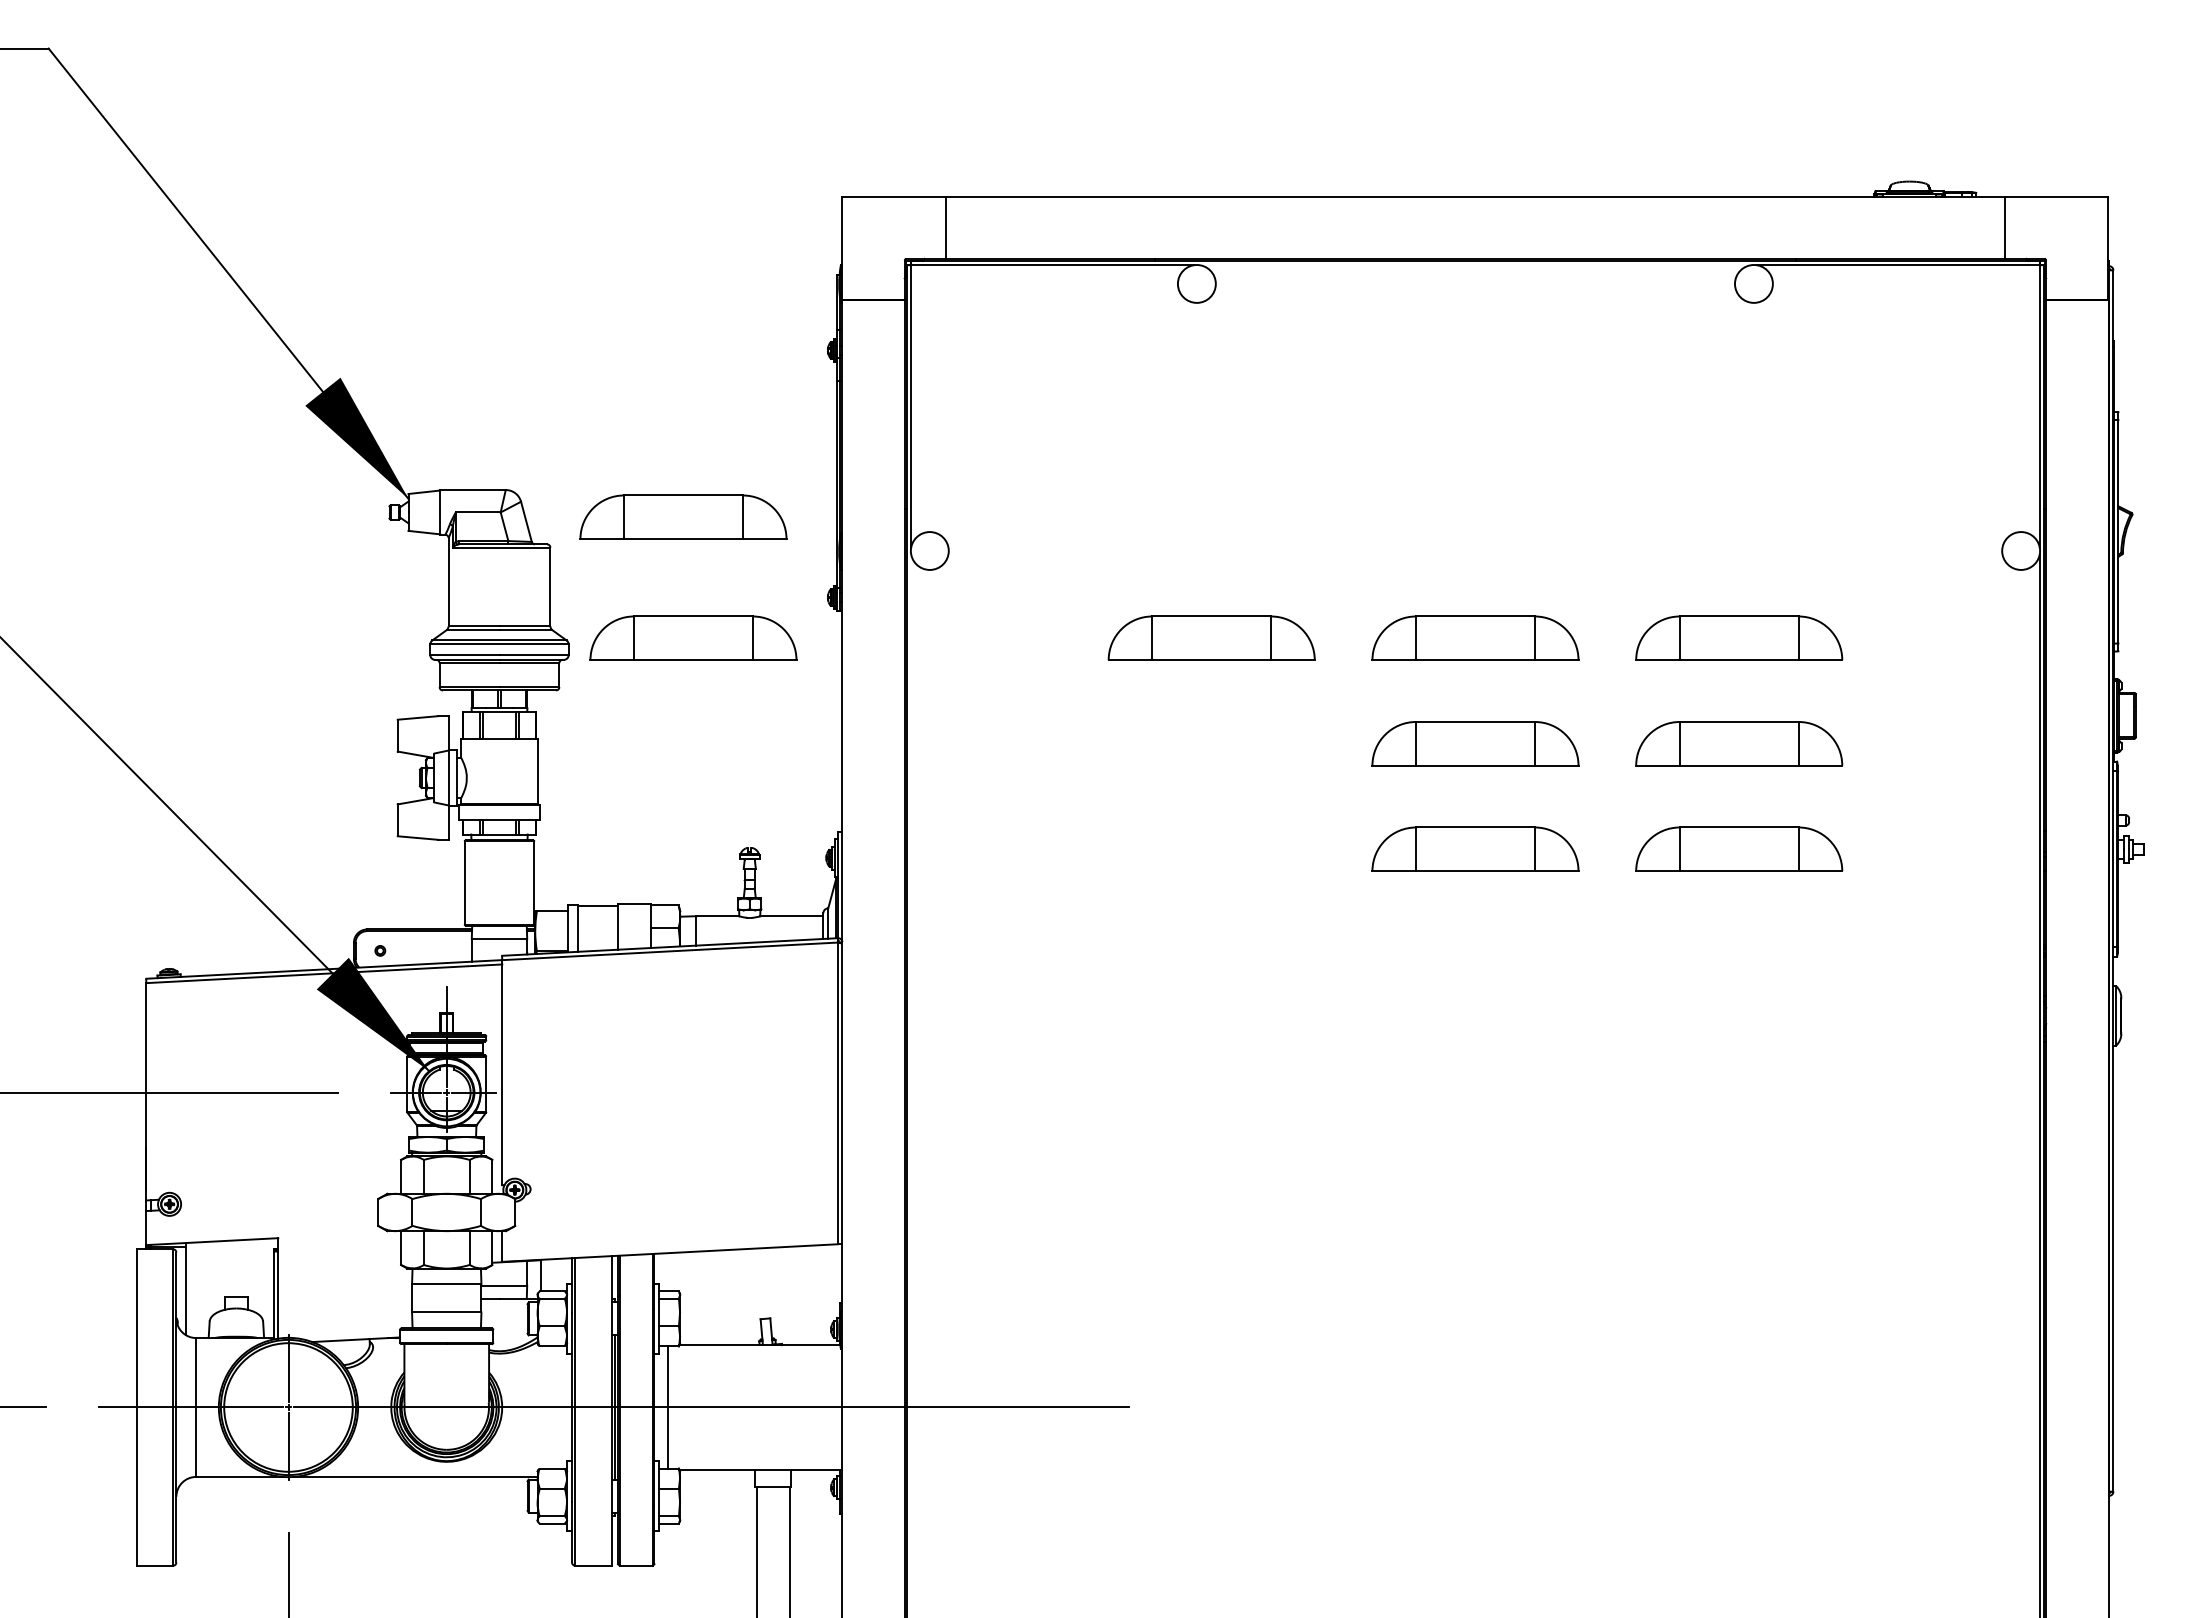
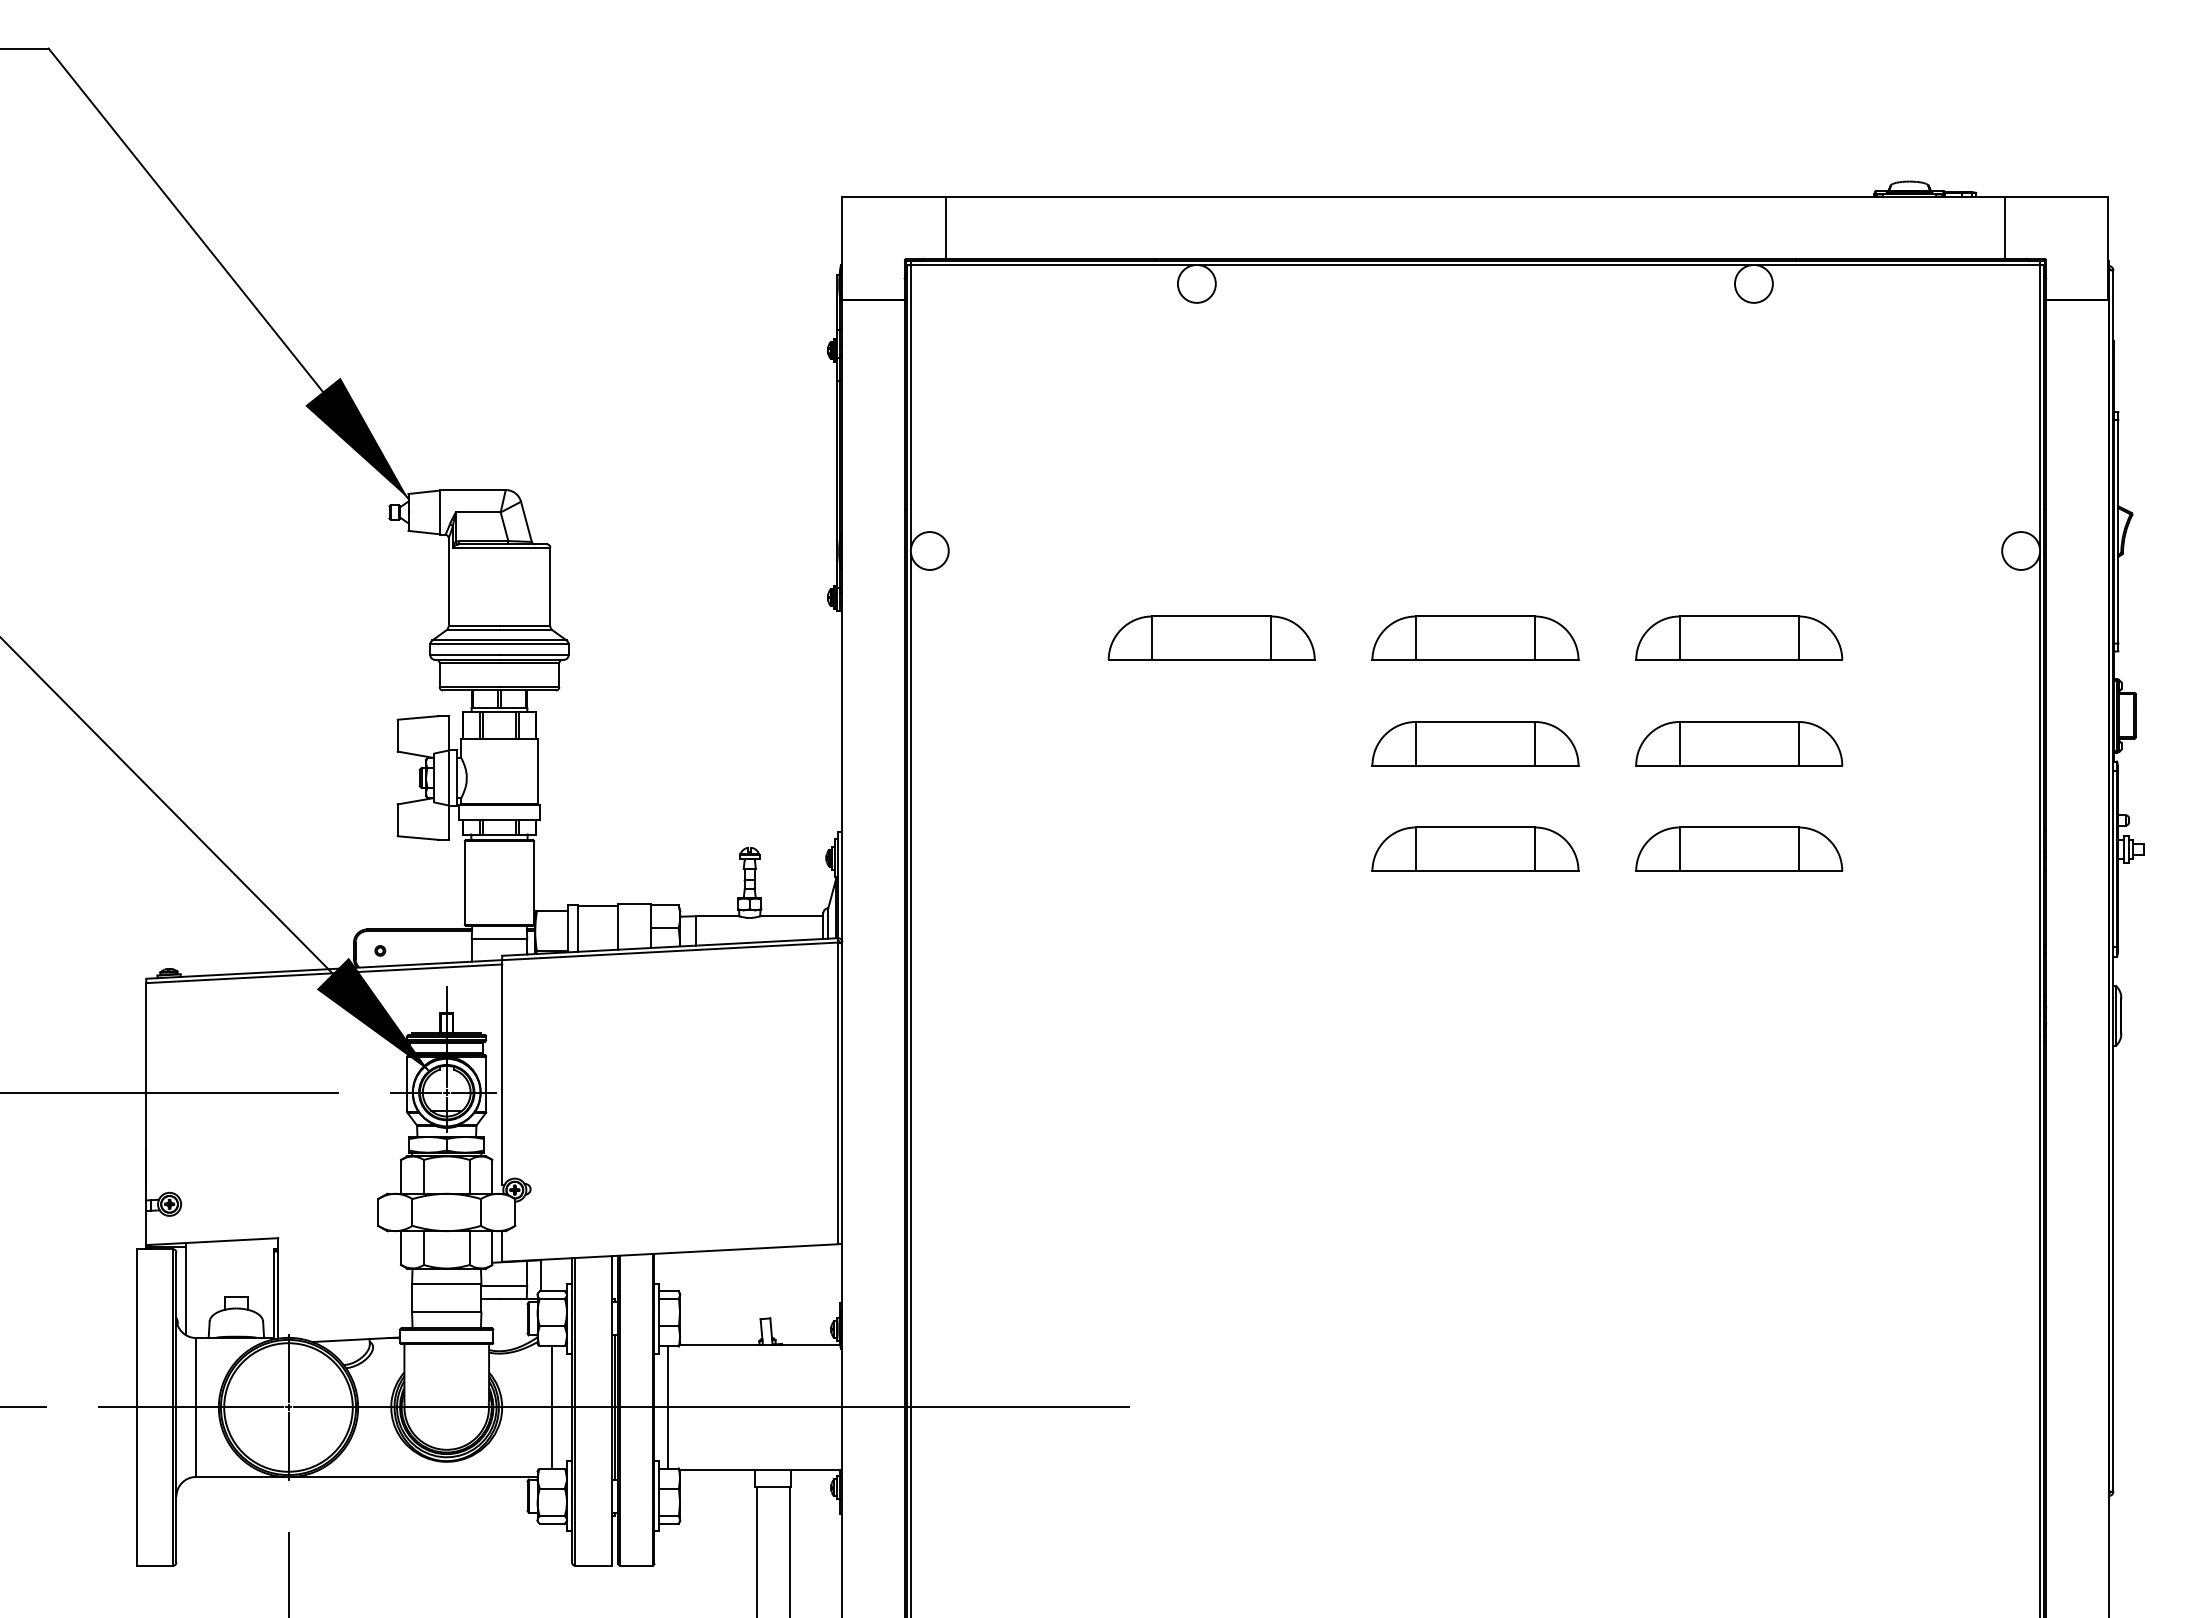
line: none -> present (1474, 265)
part: present -> none (683, 516)
part: present -> none (693, 637)
line: none -> present (911, 1083)
line: none -> present (552, 1407)
